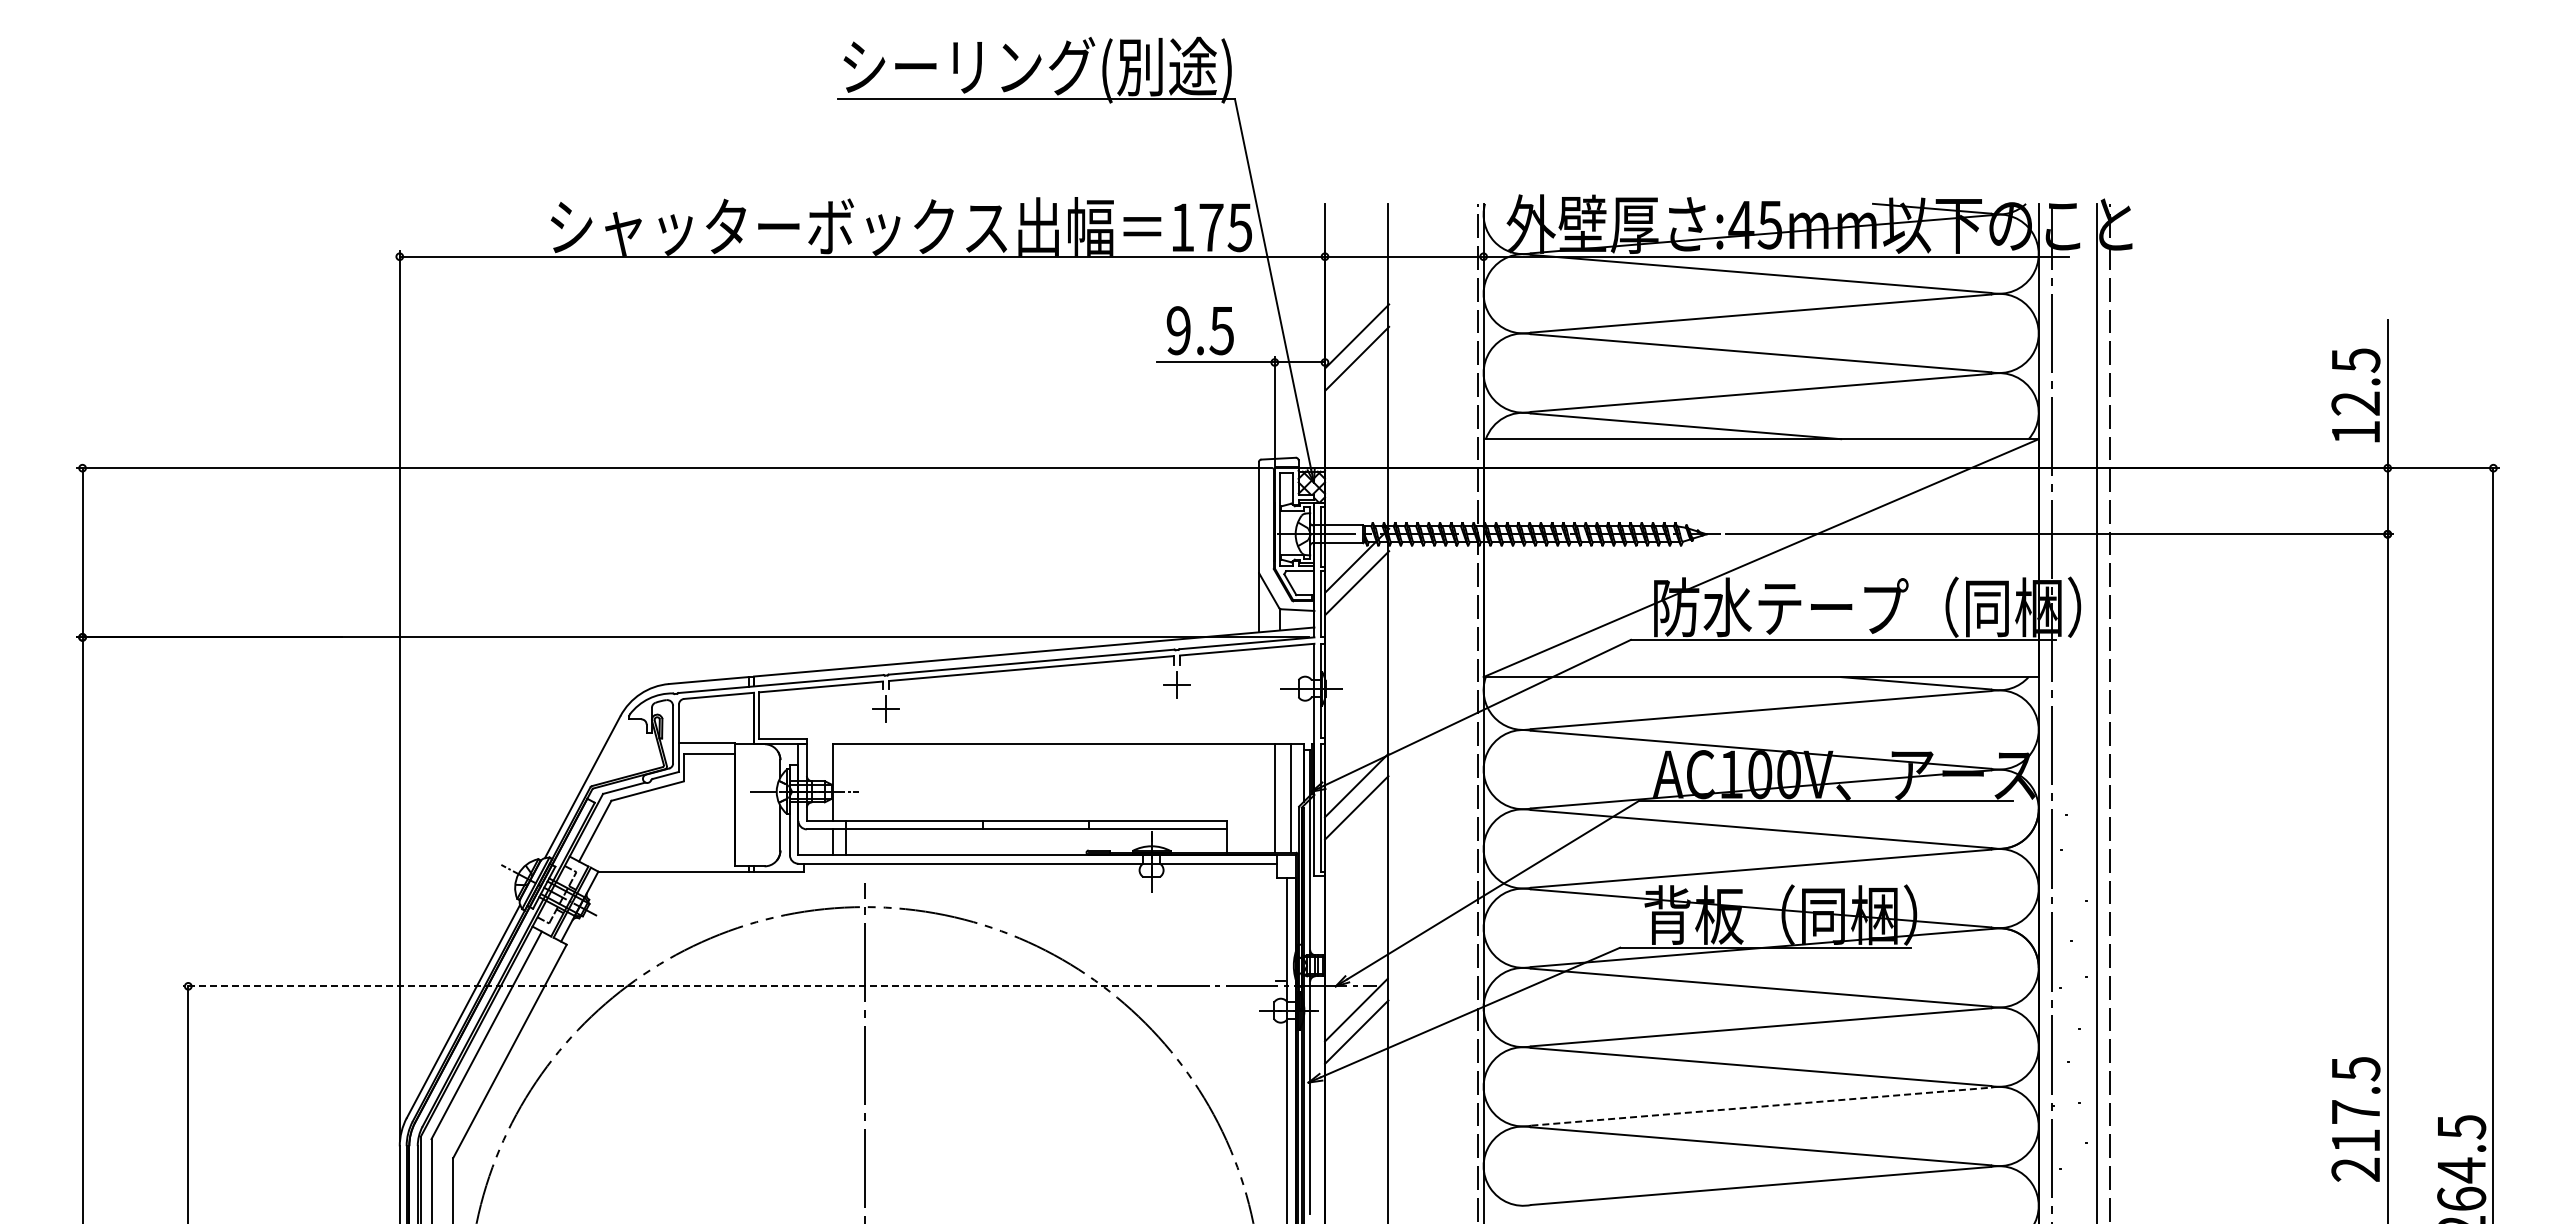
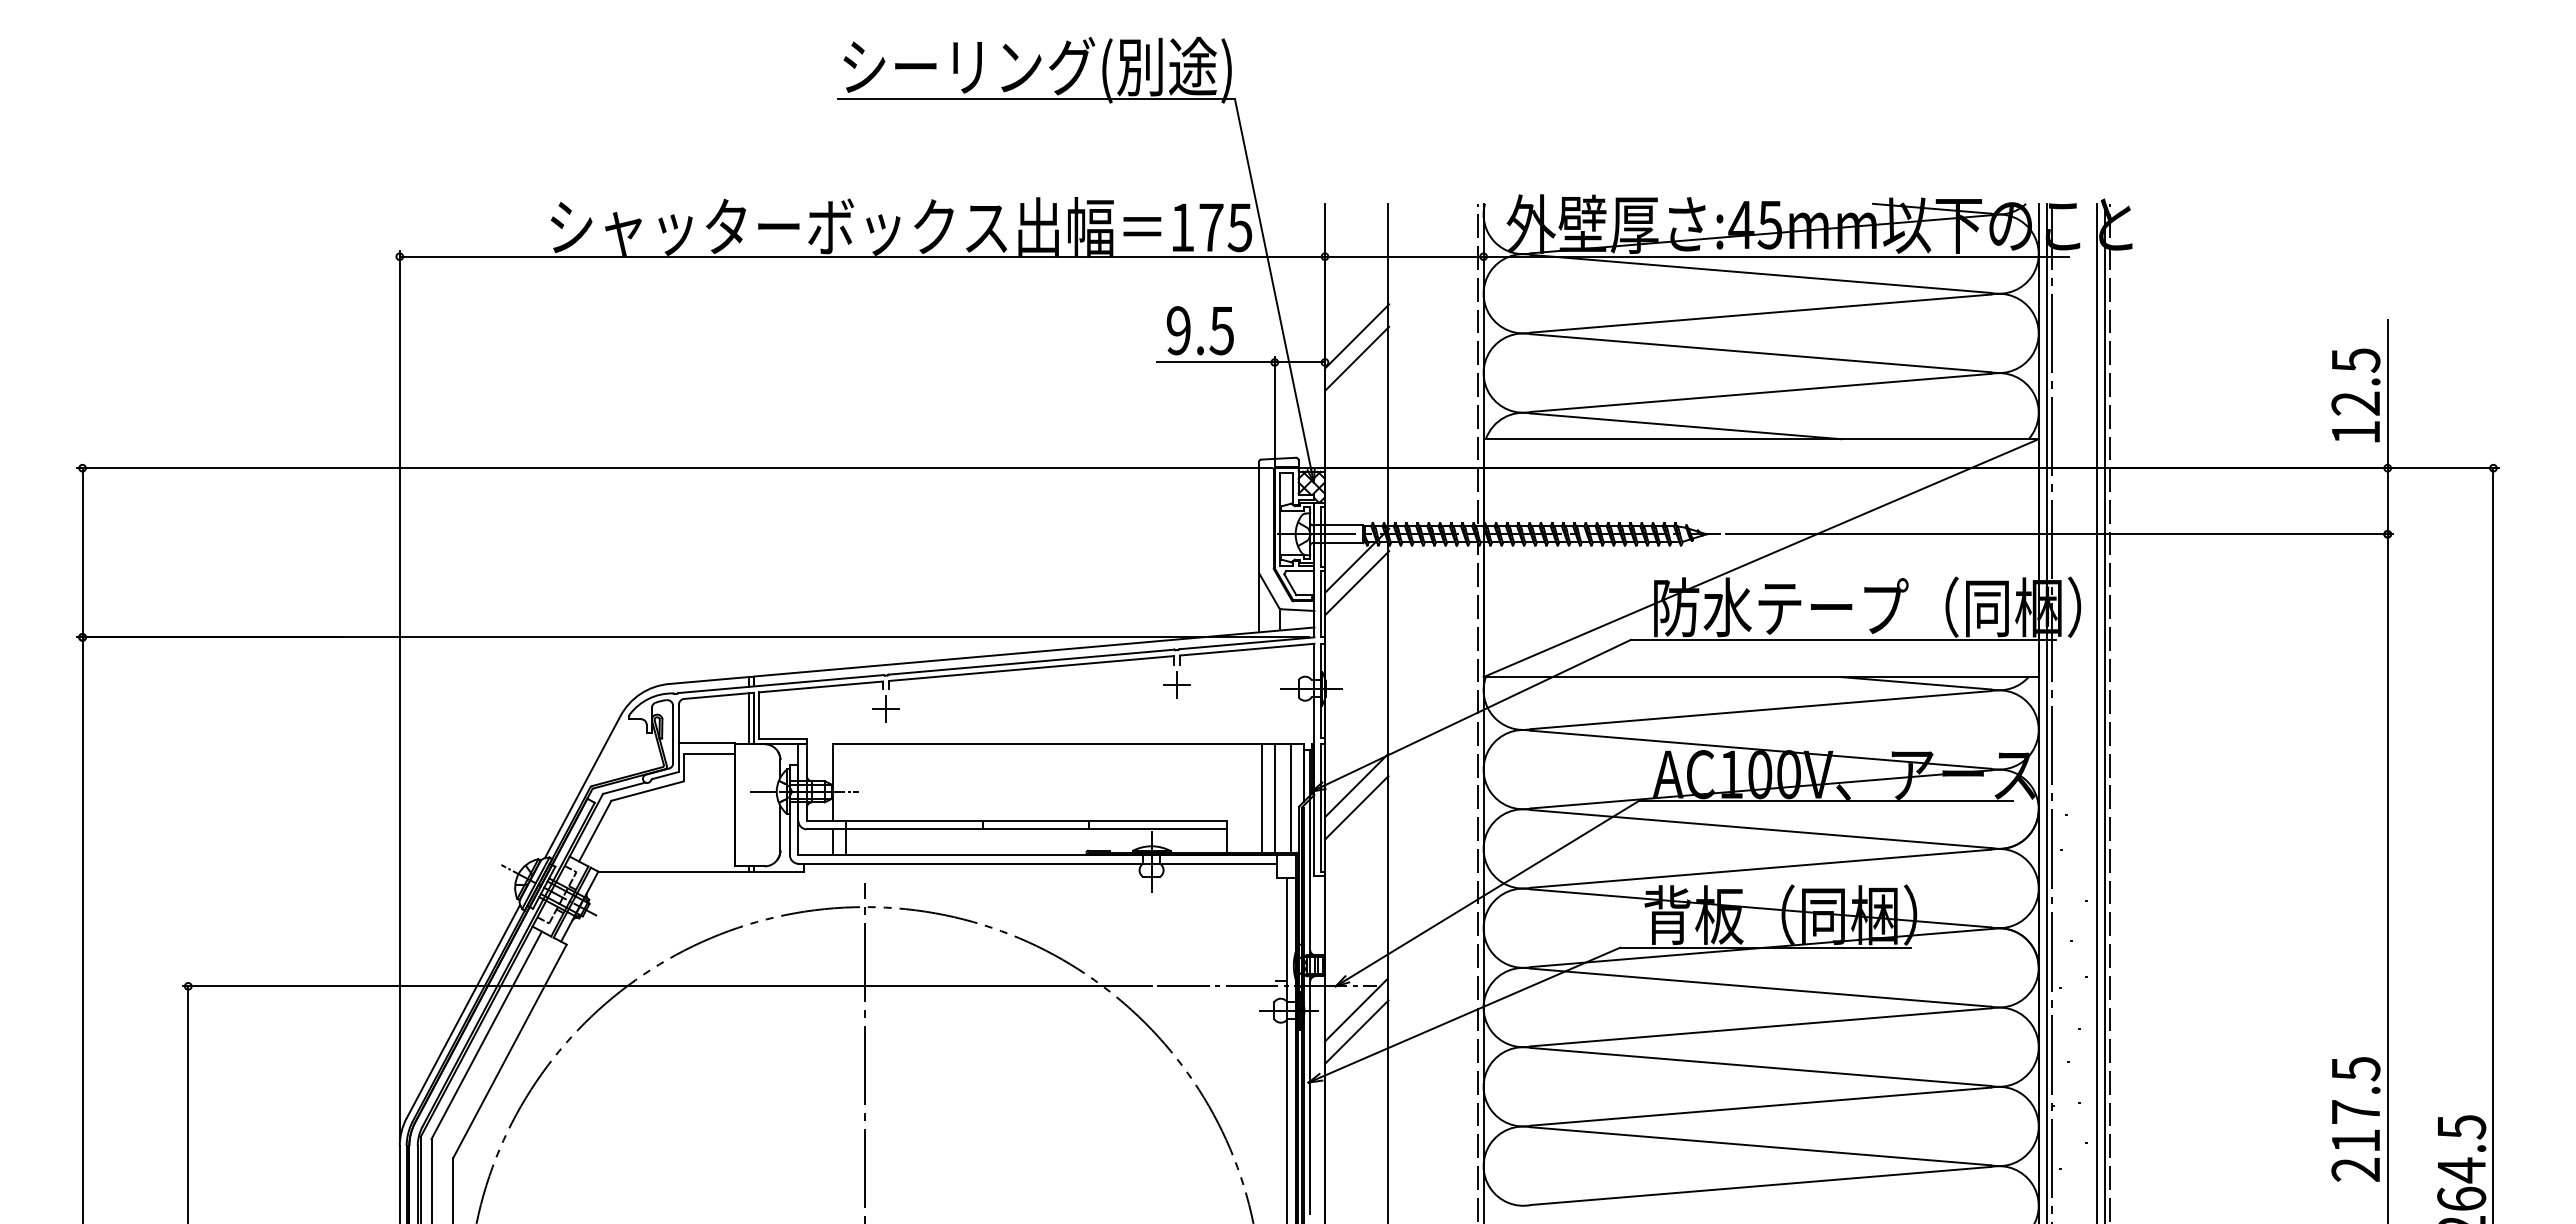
line: none -> present (2046, 711)
line: none -> present (2104, 711)
line: none -> present (748, 718)
line: none -> present (1261, 798)
line: dashed -> solid (666, 986)
line: dashed -> solid (1761, 1106)
